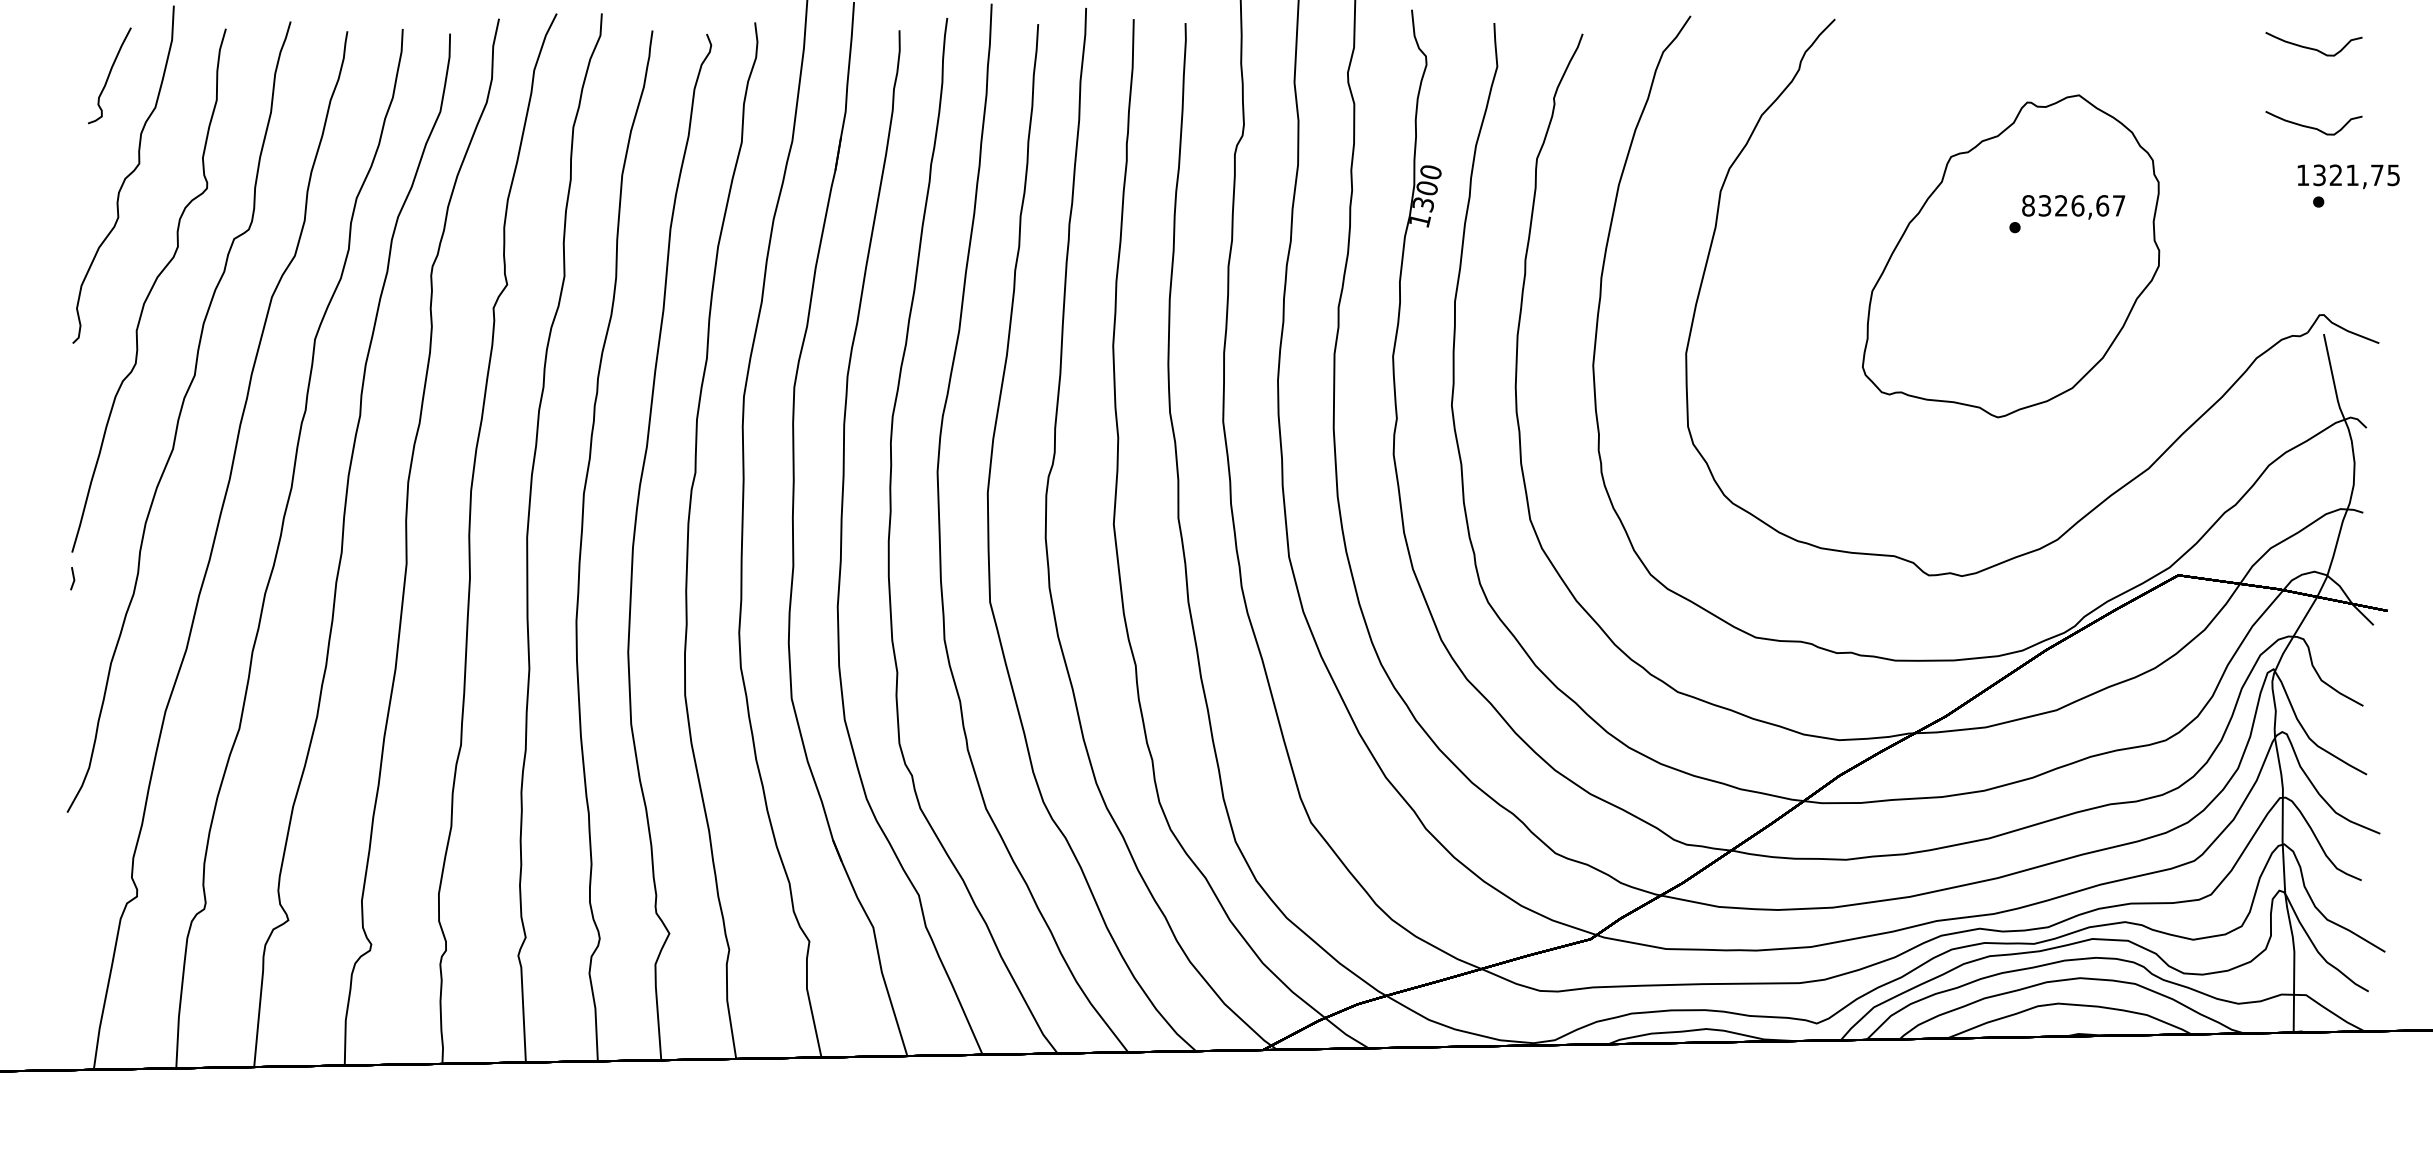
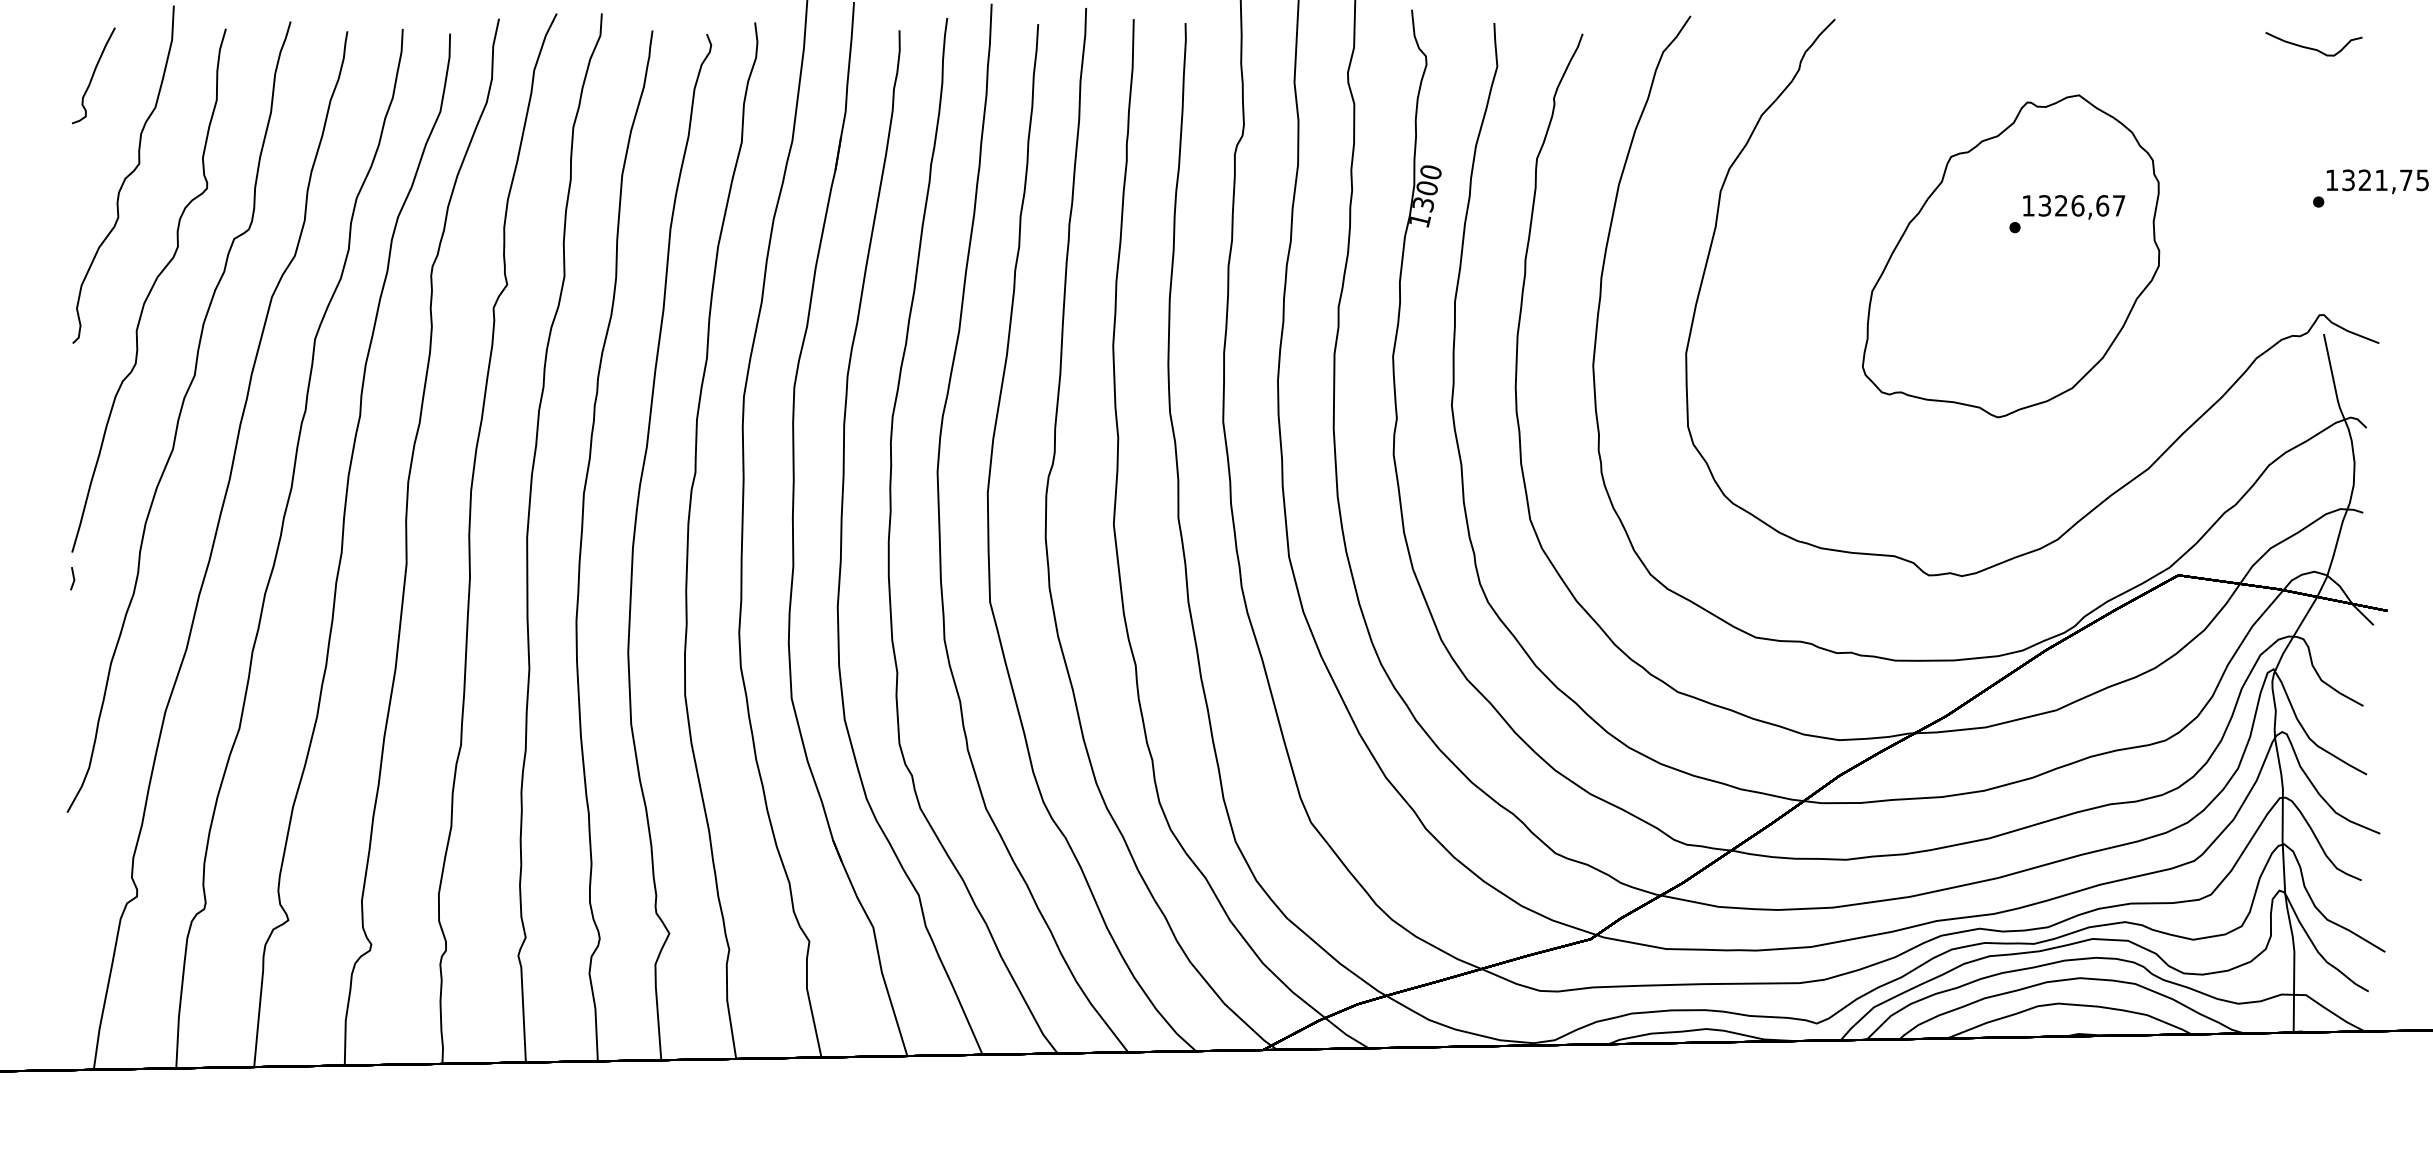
part position: (109, 75) -> (93, 75) (93, 75)
curve: present -> none (2311, 126)
text position: (2348, 176) -> (2377, 181) (2377, 181)
text: 8326,67 -> 1326,67 (2028, 205)
